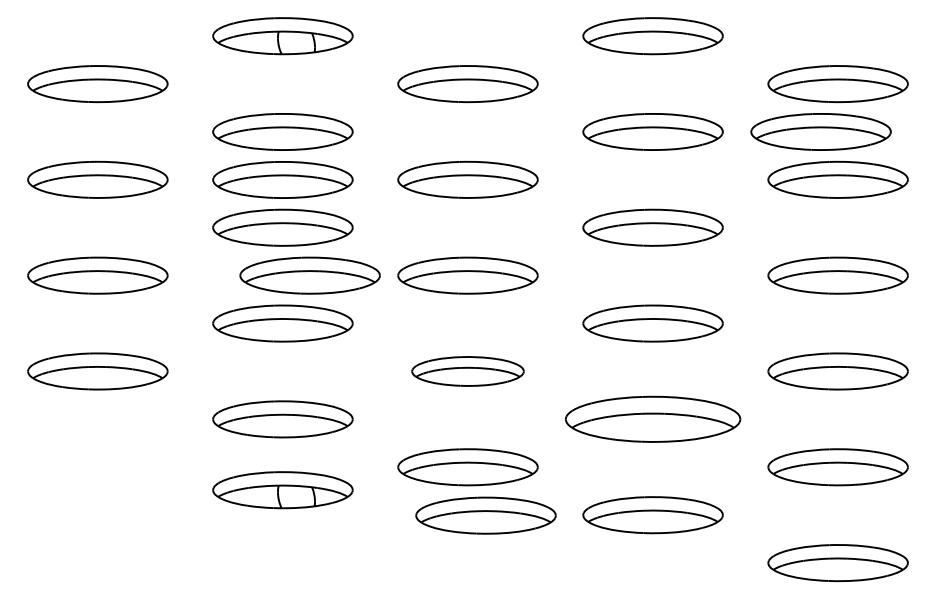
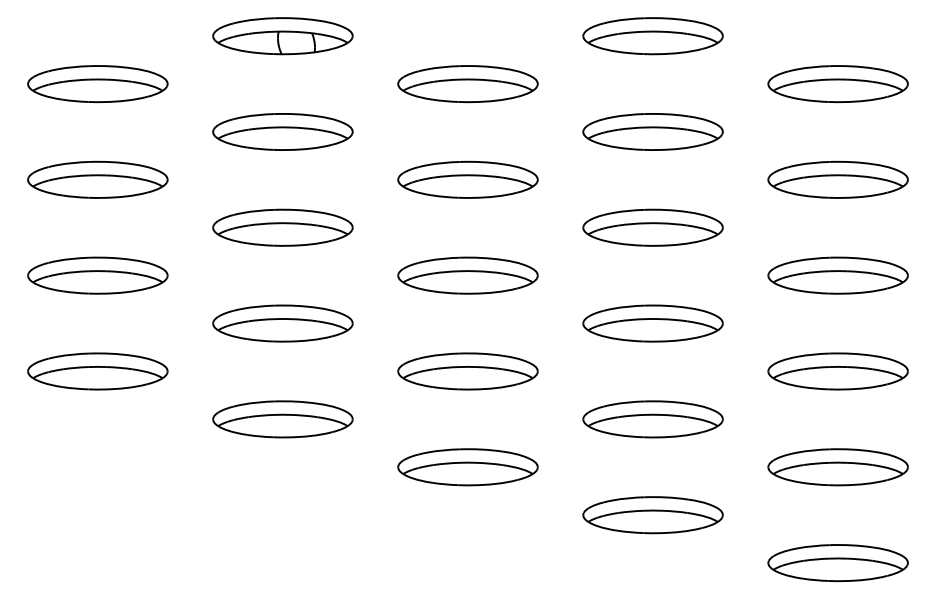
part: present -> none (820, 131)
part: present -> none (282, 179)
part: present -> none (309, 275)
part size: 114x31 px -> 142x39 px (467, 371)
part size: 177x48 px -> 142x39 px (652, 419)
part: present -> none (282, 490)
part: present -> none (485, 515)
